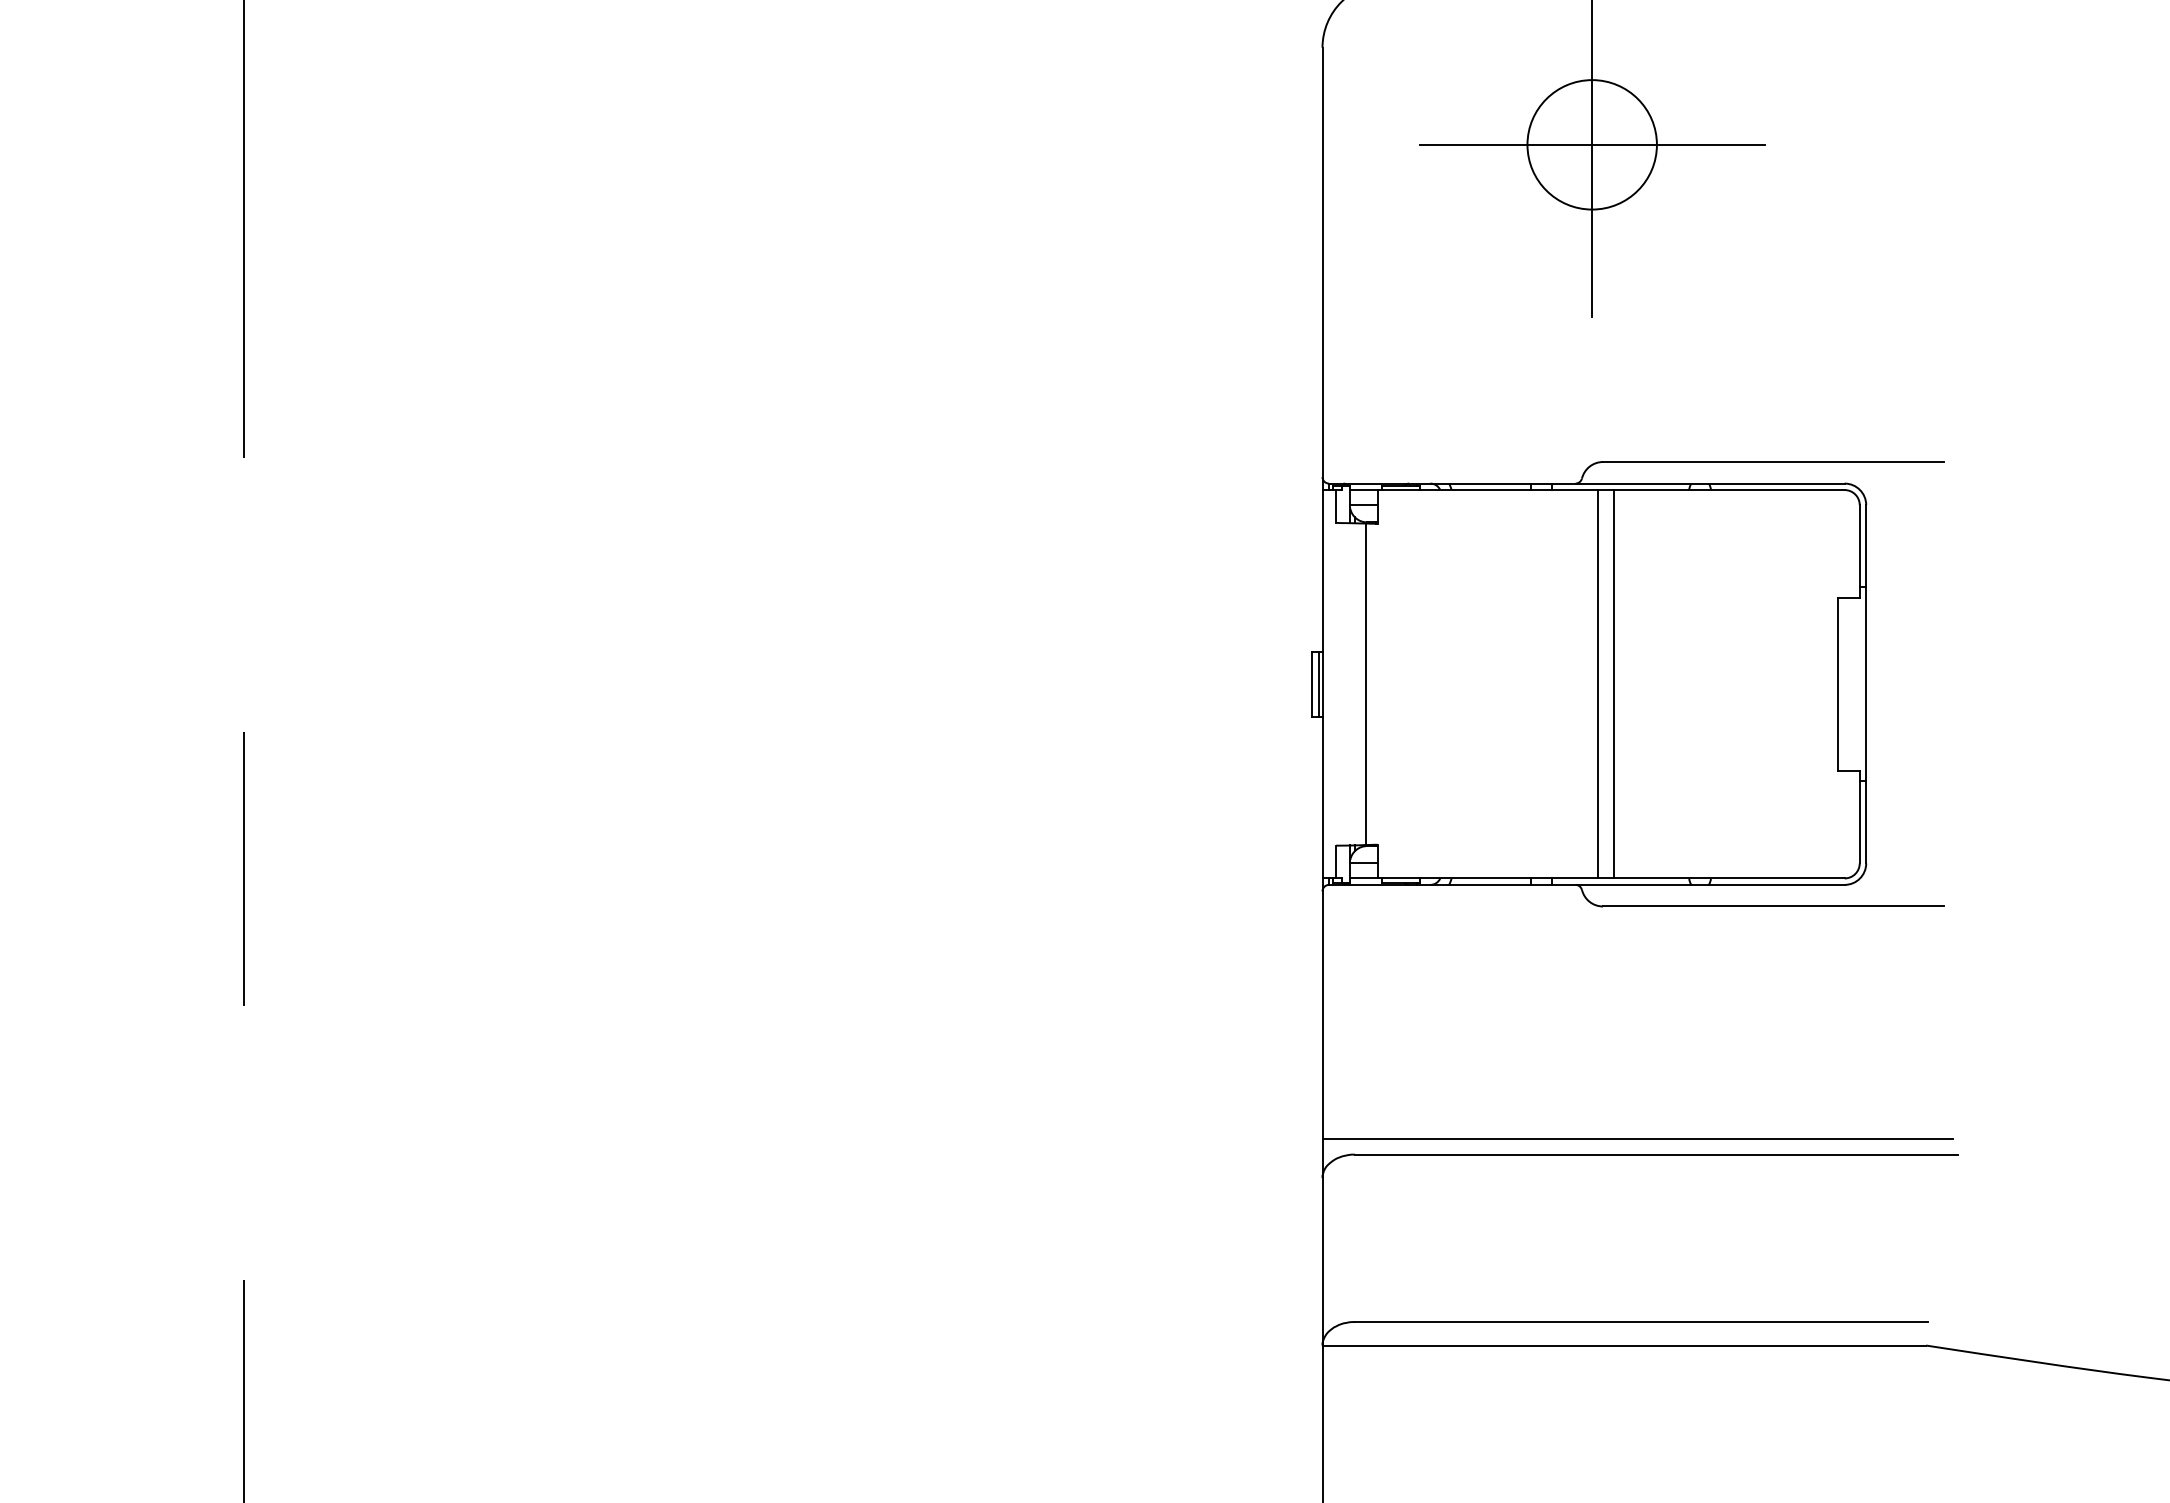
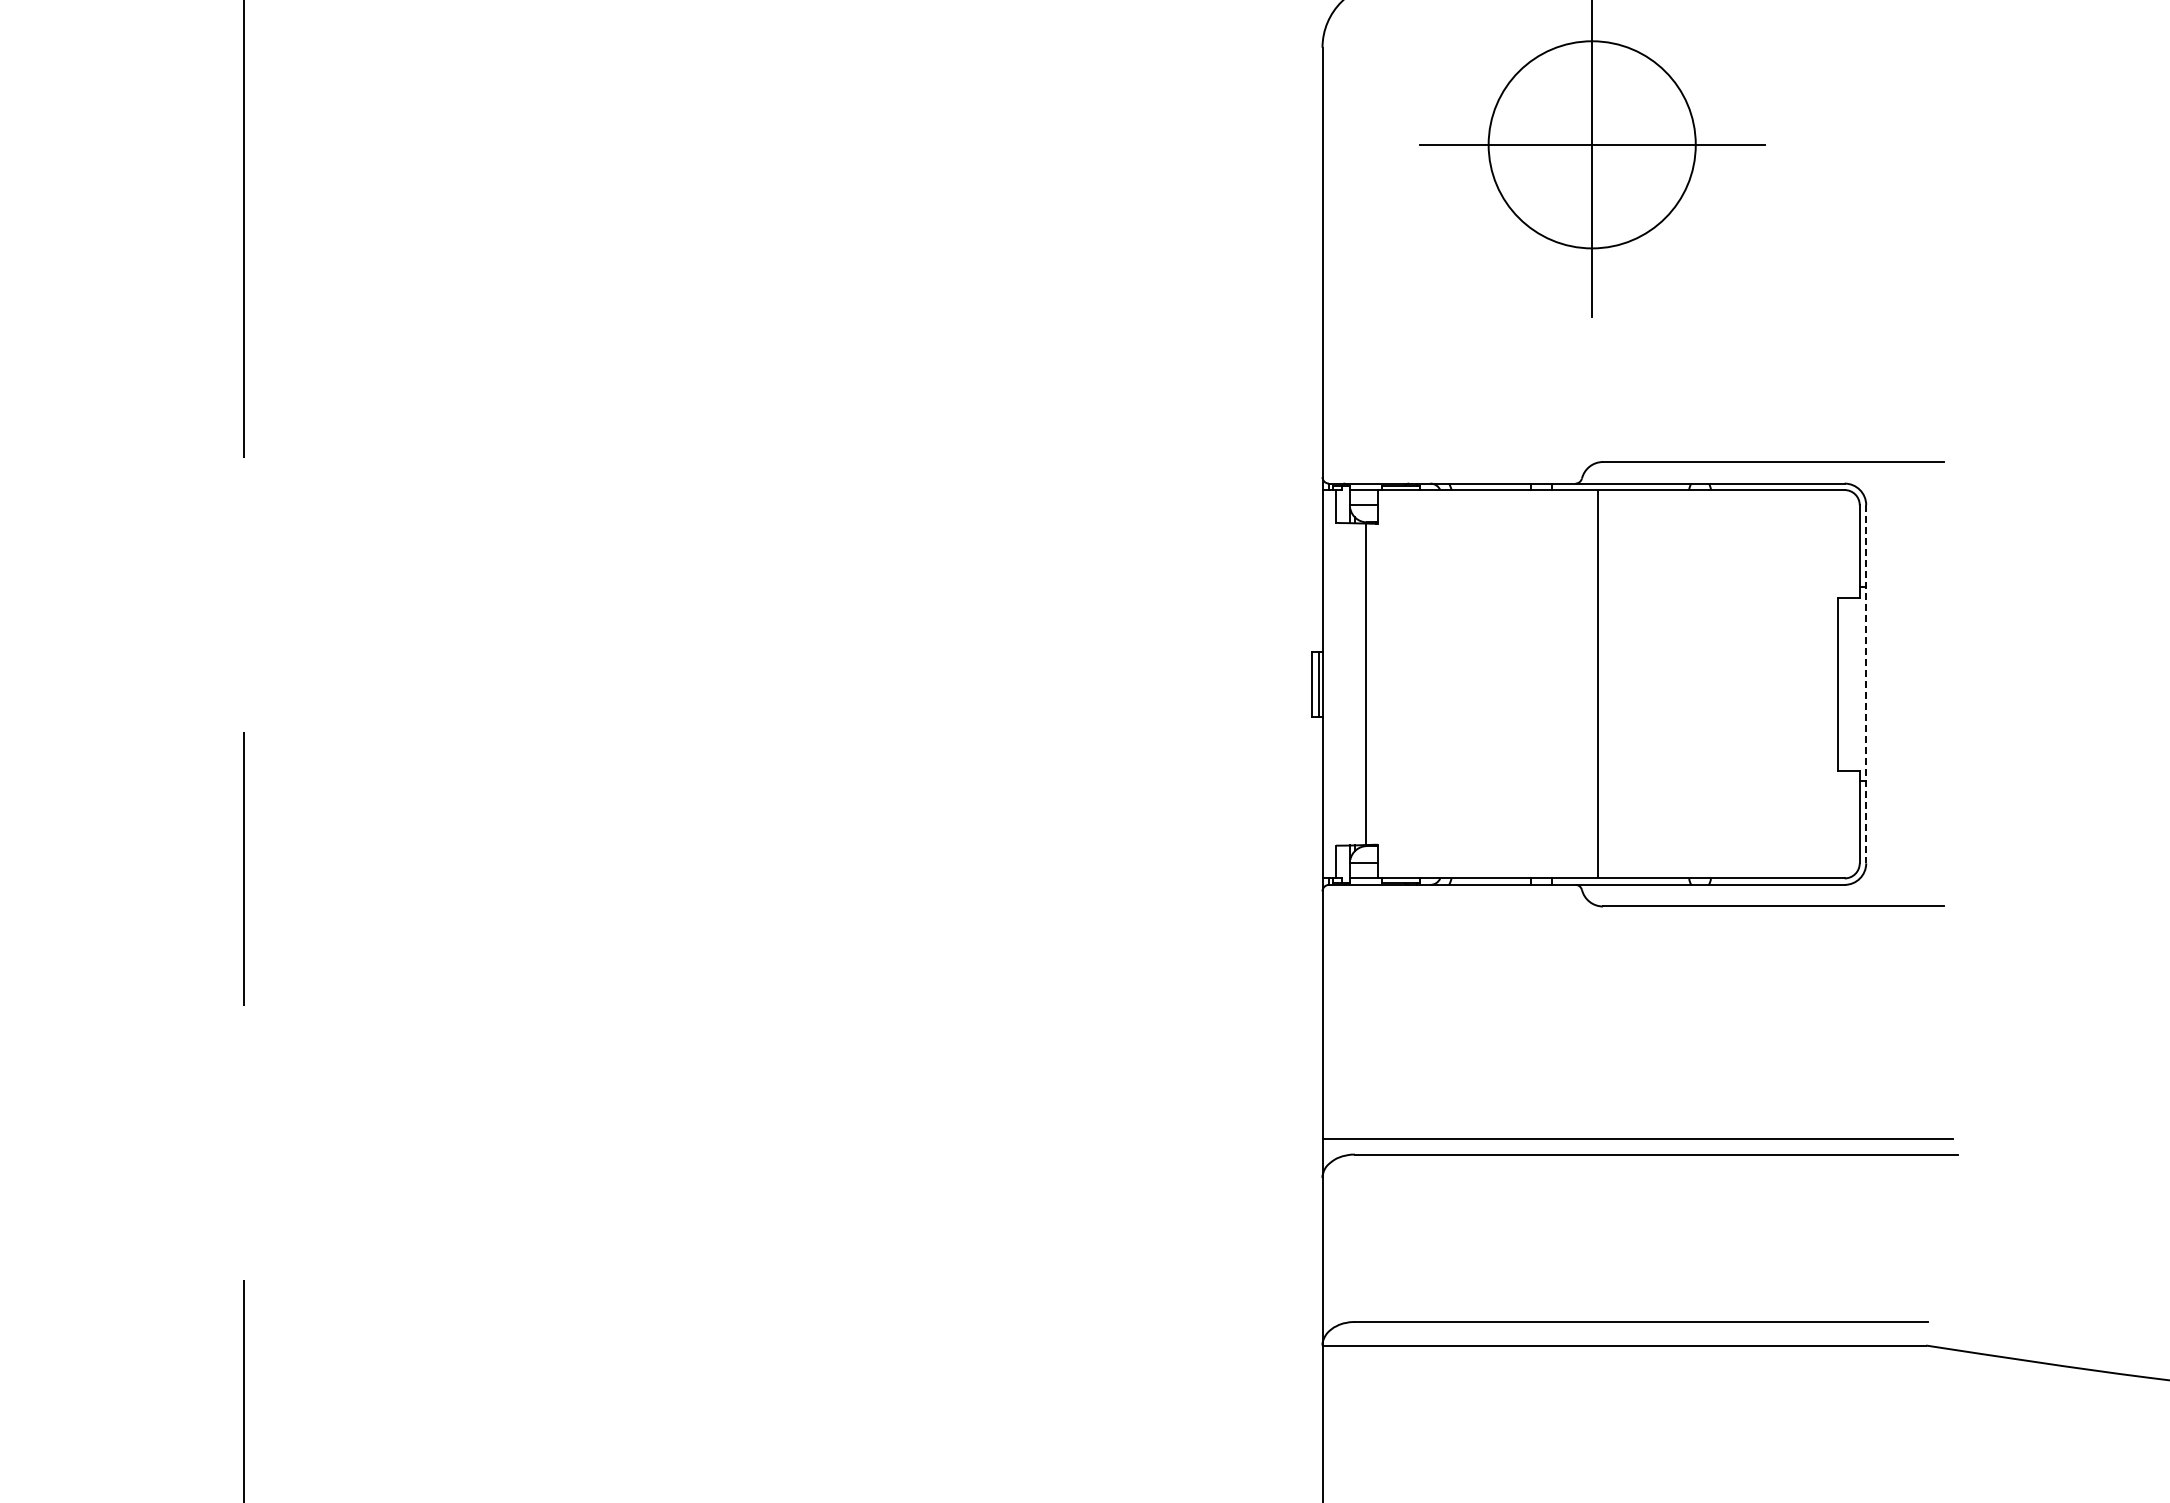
circle diameter: 129 px -> 207 px (1591, 144)
line: present -> none (1613, 684)
line: solid -> dashed (1866, 684)
